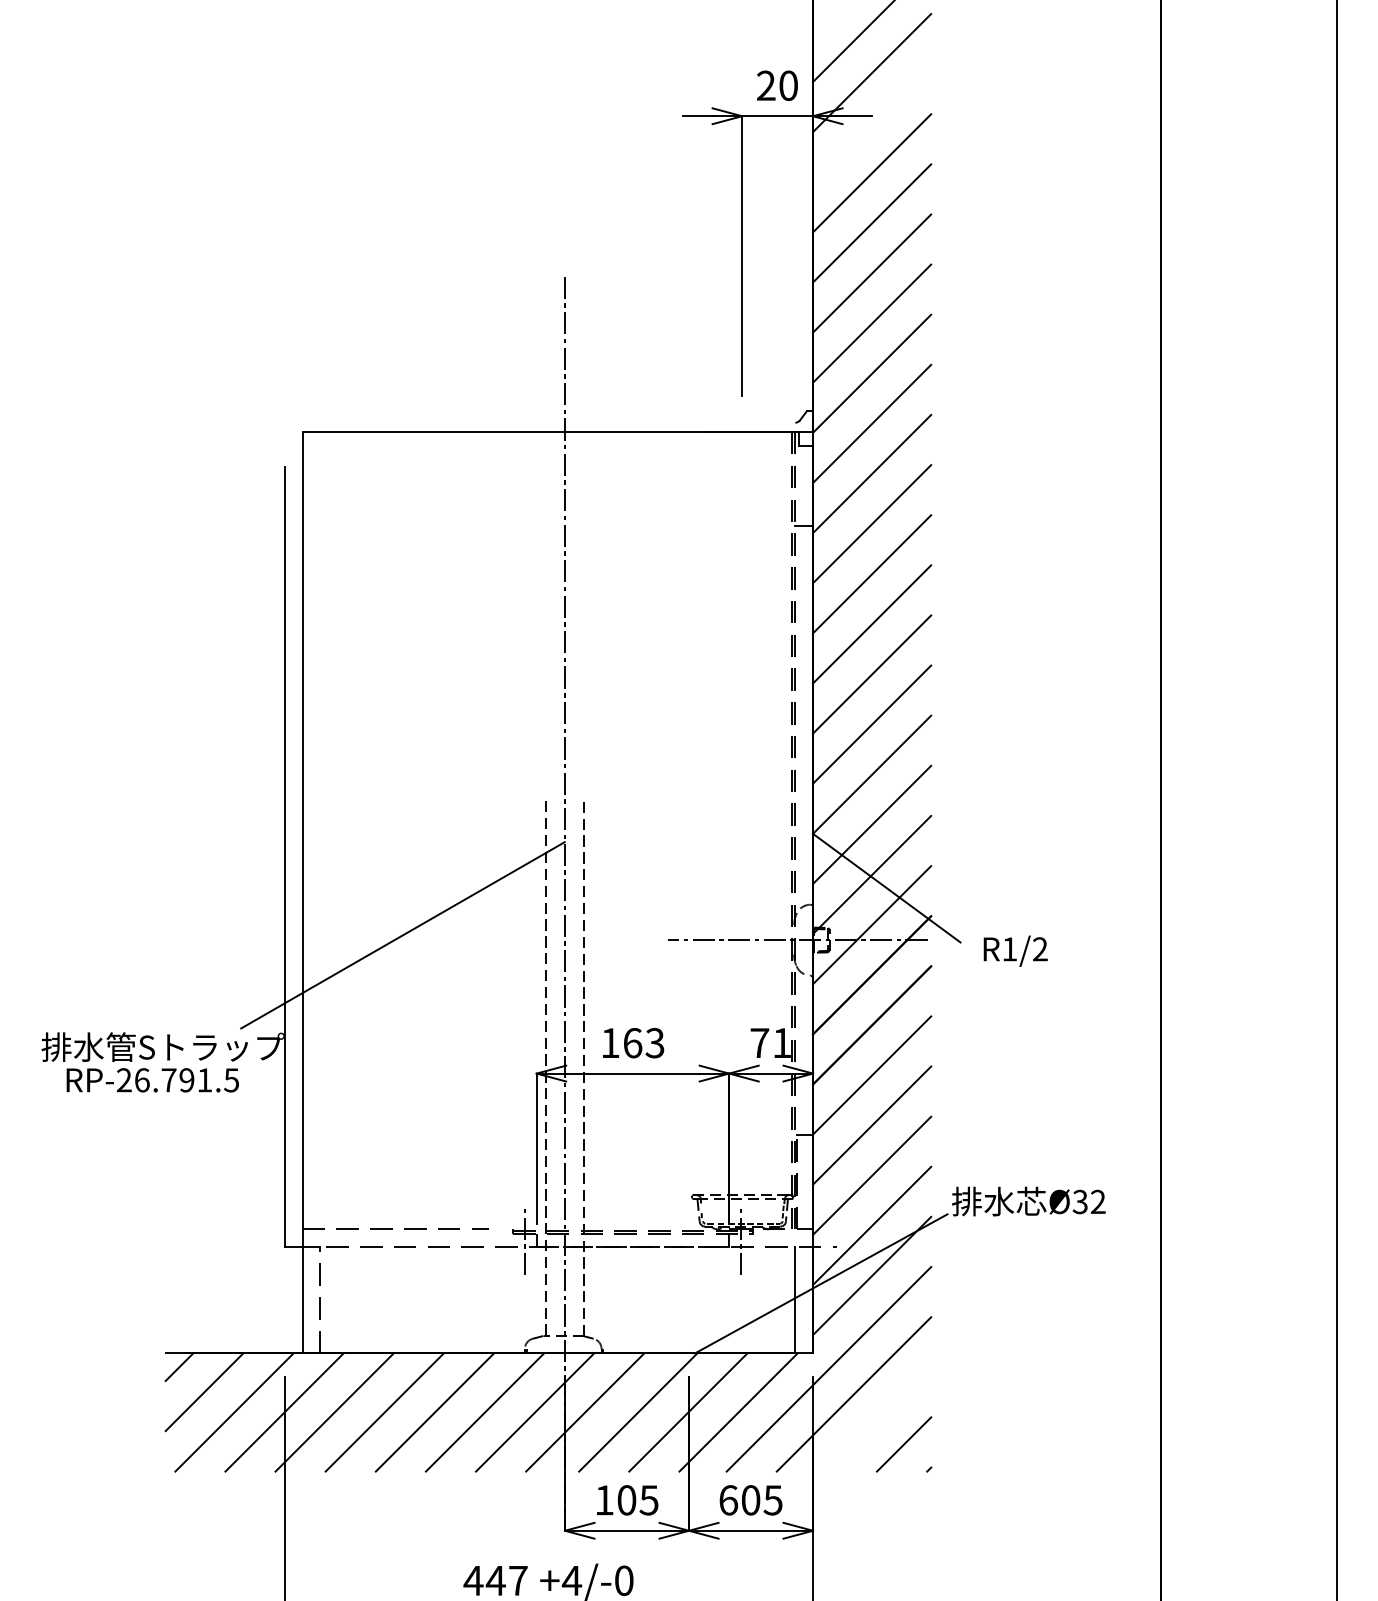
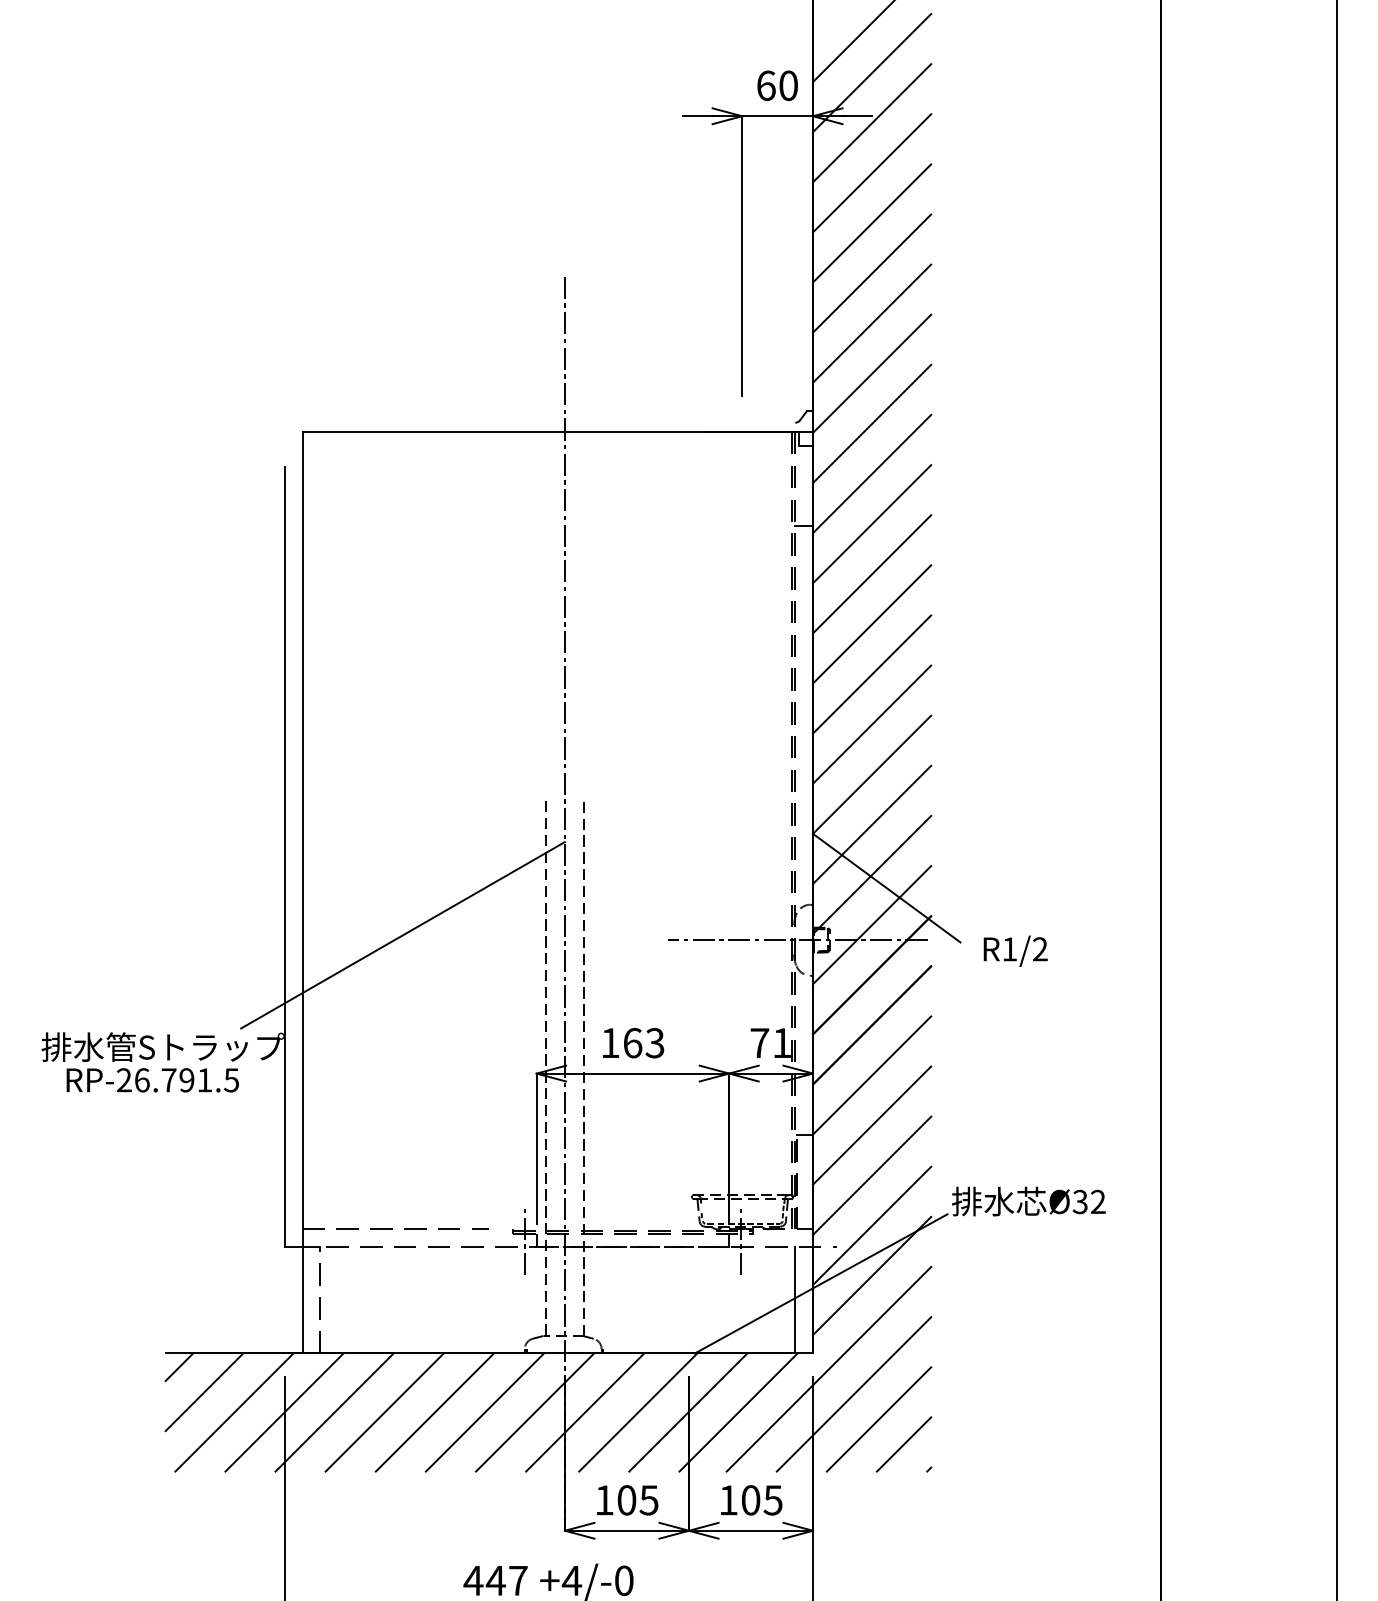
text: 20 -> 60 (766, 85)
line: none -> present (872, 123)
line: none -> present (878, 1419)
text: 605 -> 105 (728, 1500)
